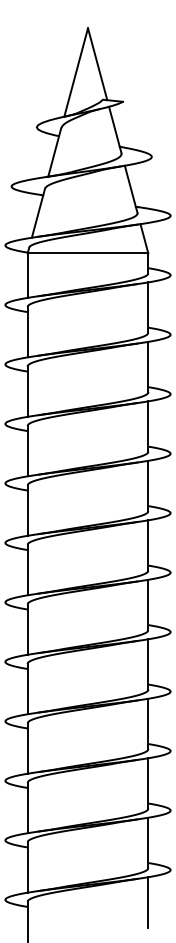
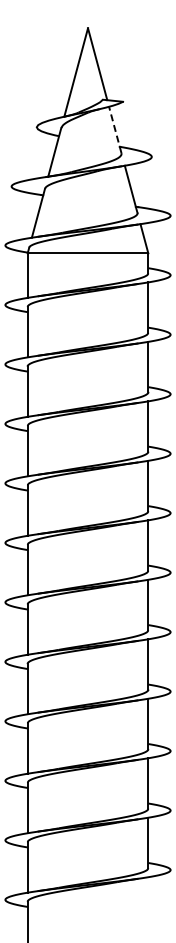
line: solid -> dashed (115, 129)
line: present -> none (148, 902)
